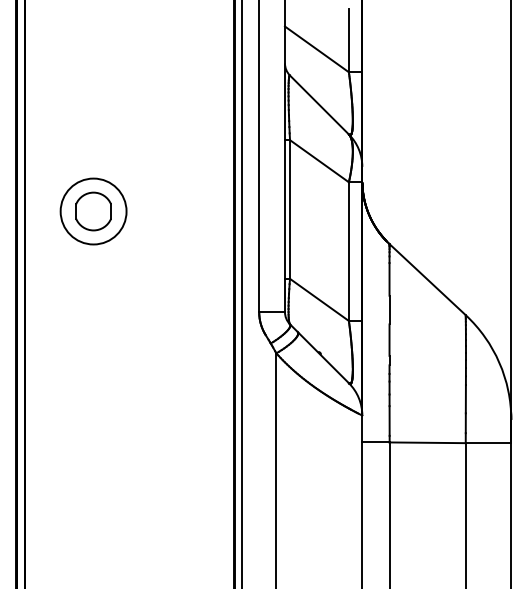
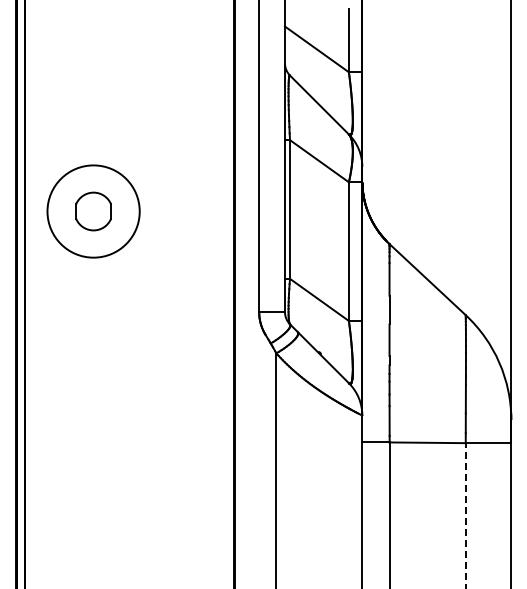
circle diameter: 66 px -> 92 px (93, 211)
line: present -> none (241, 293)
line: solid -> dashed (465, 515)
